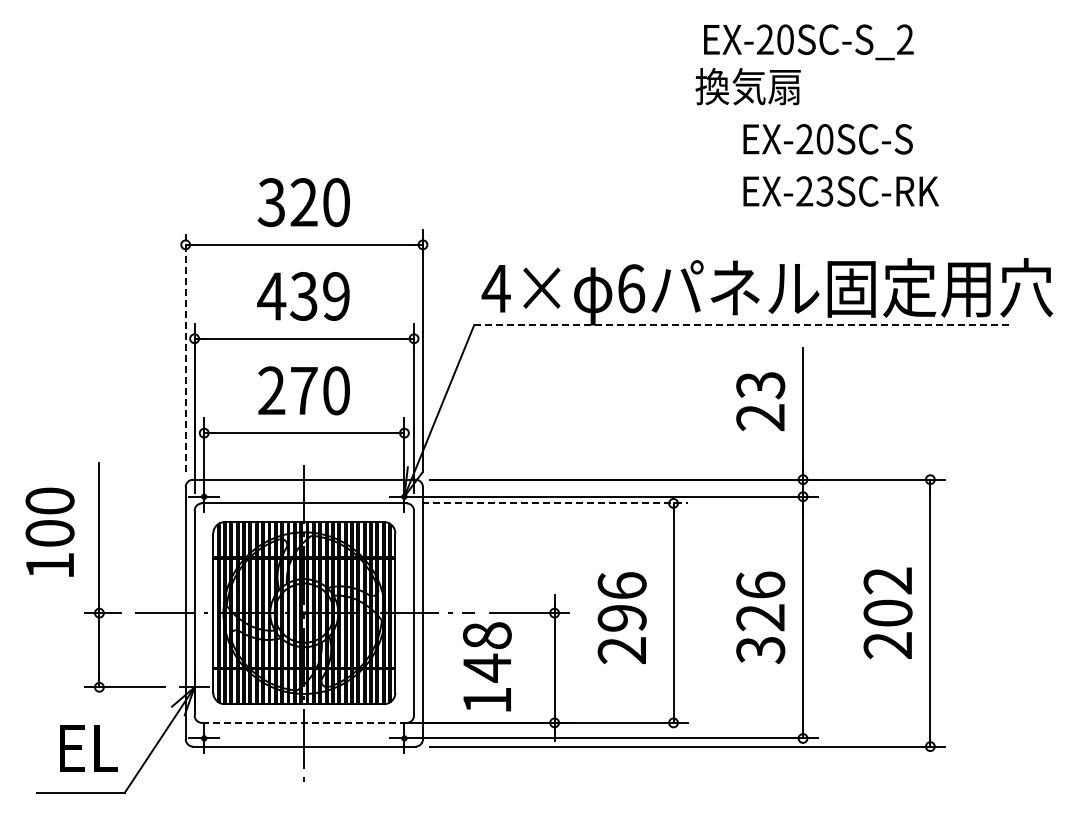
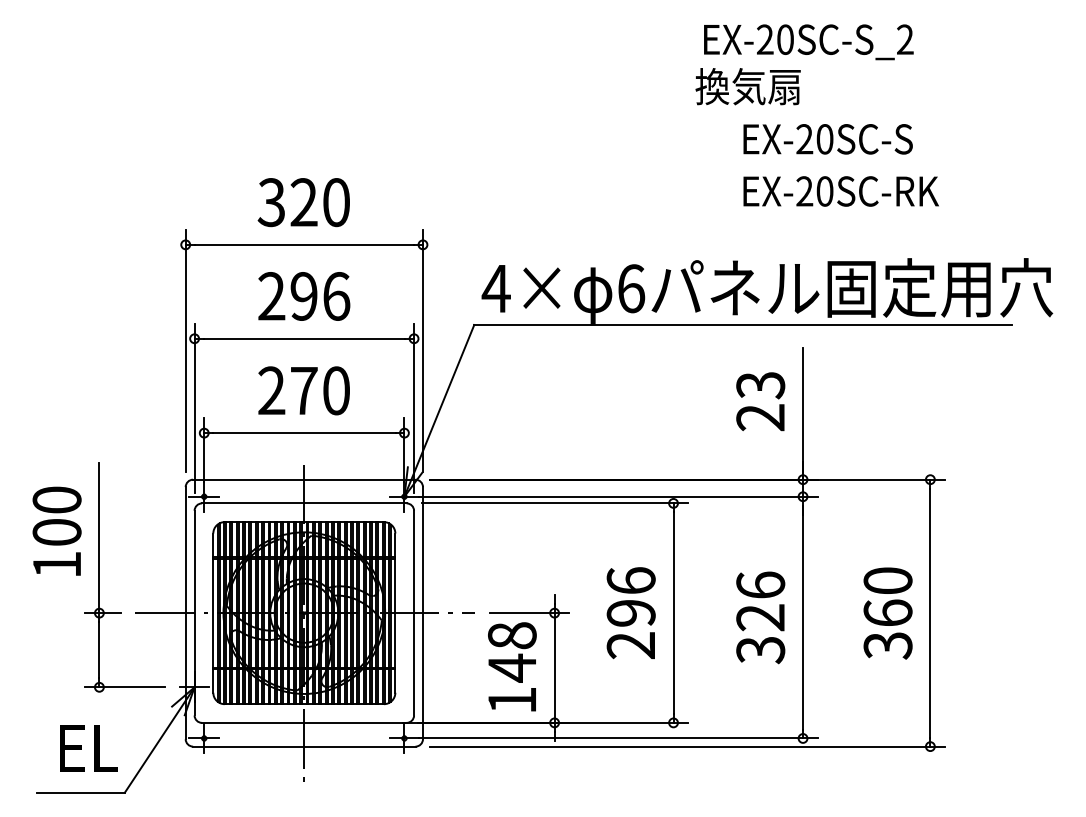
text: EX-23SC-RK -> EX-20SC-RK (824, 191)
text: 439 -> 296 (303, 296)
line: dashed -> solid (743, 325)
line: dashed -> solid (185, 350)
line: dashed -> solid (555, 503)
text position: (49, 531) -> (56, 530) (56, 530)
text: 202 -> 360 (887, 613)
text position: (621, 618) -> (630, 613) (630, 613)
text position: (487, 666) -> (512, 666) (512, 666)
line: dashed -> solid (304, 722)
